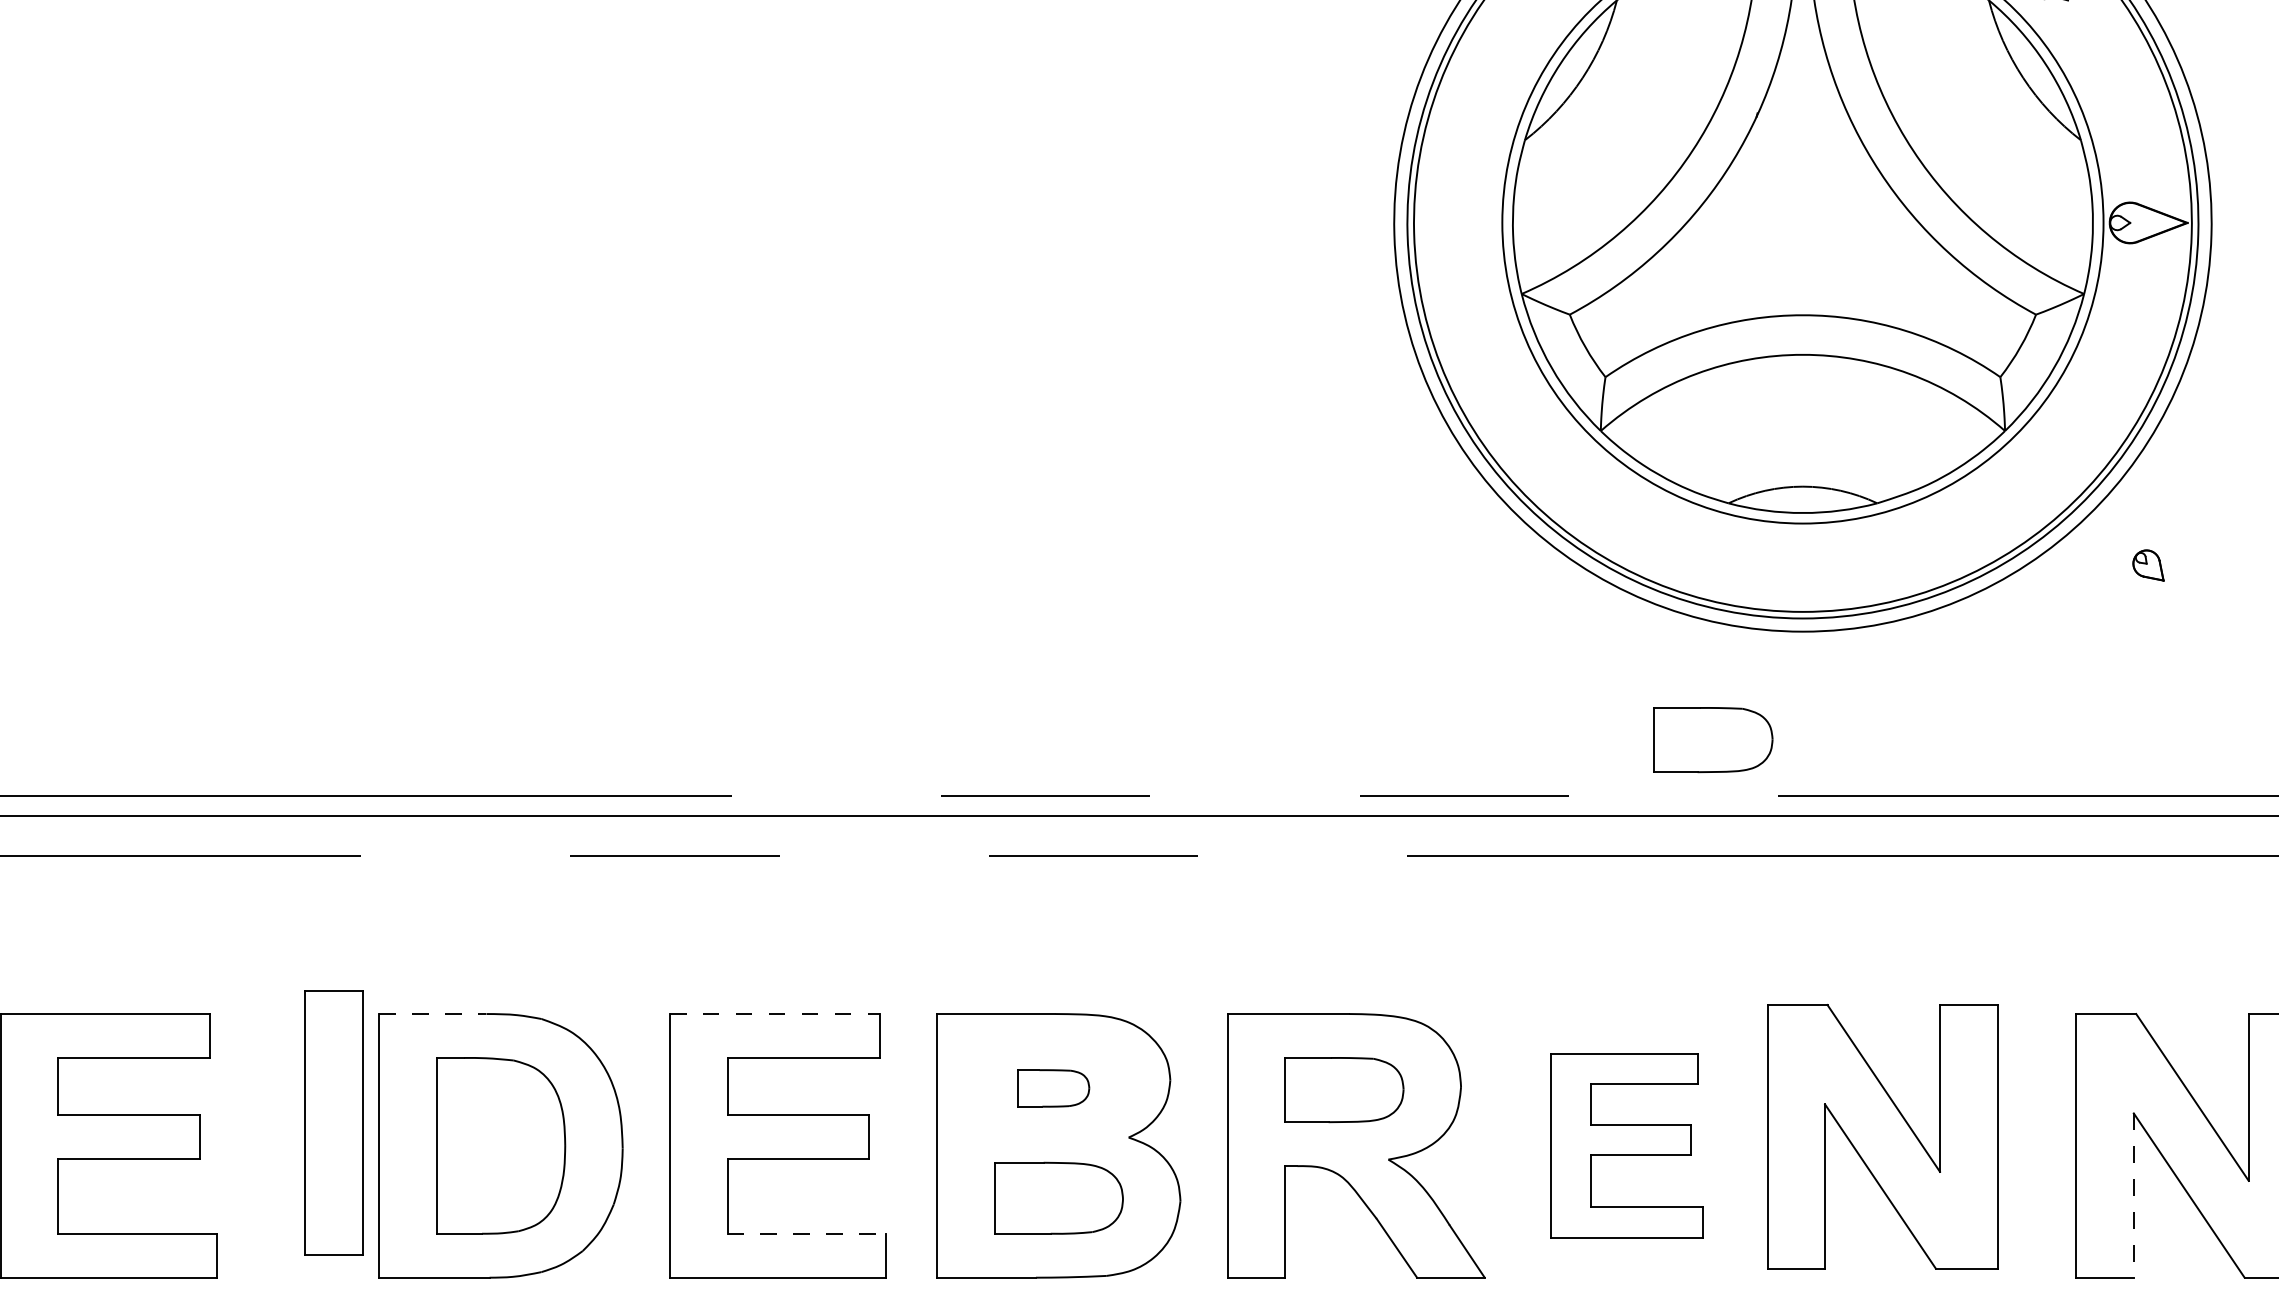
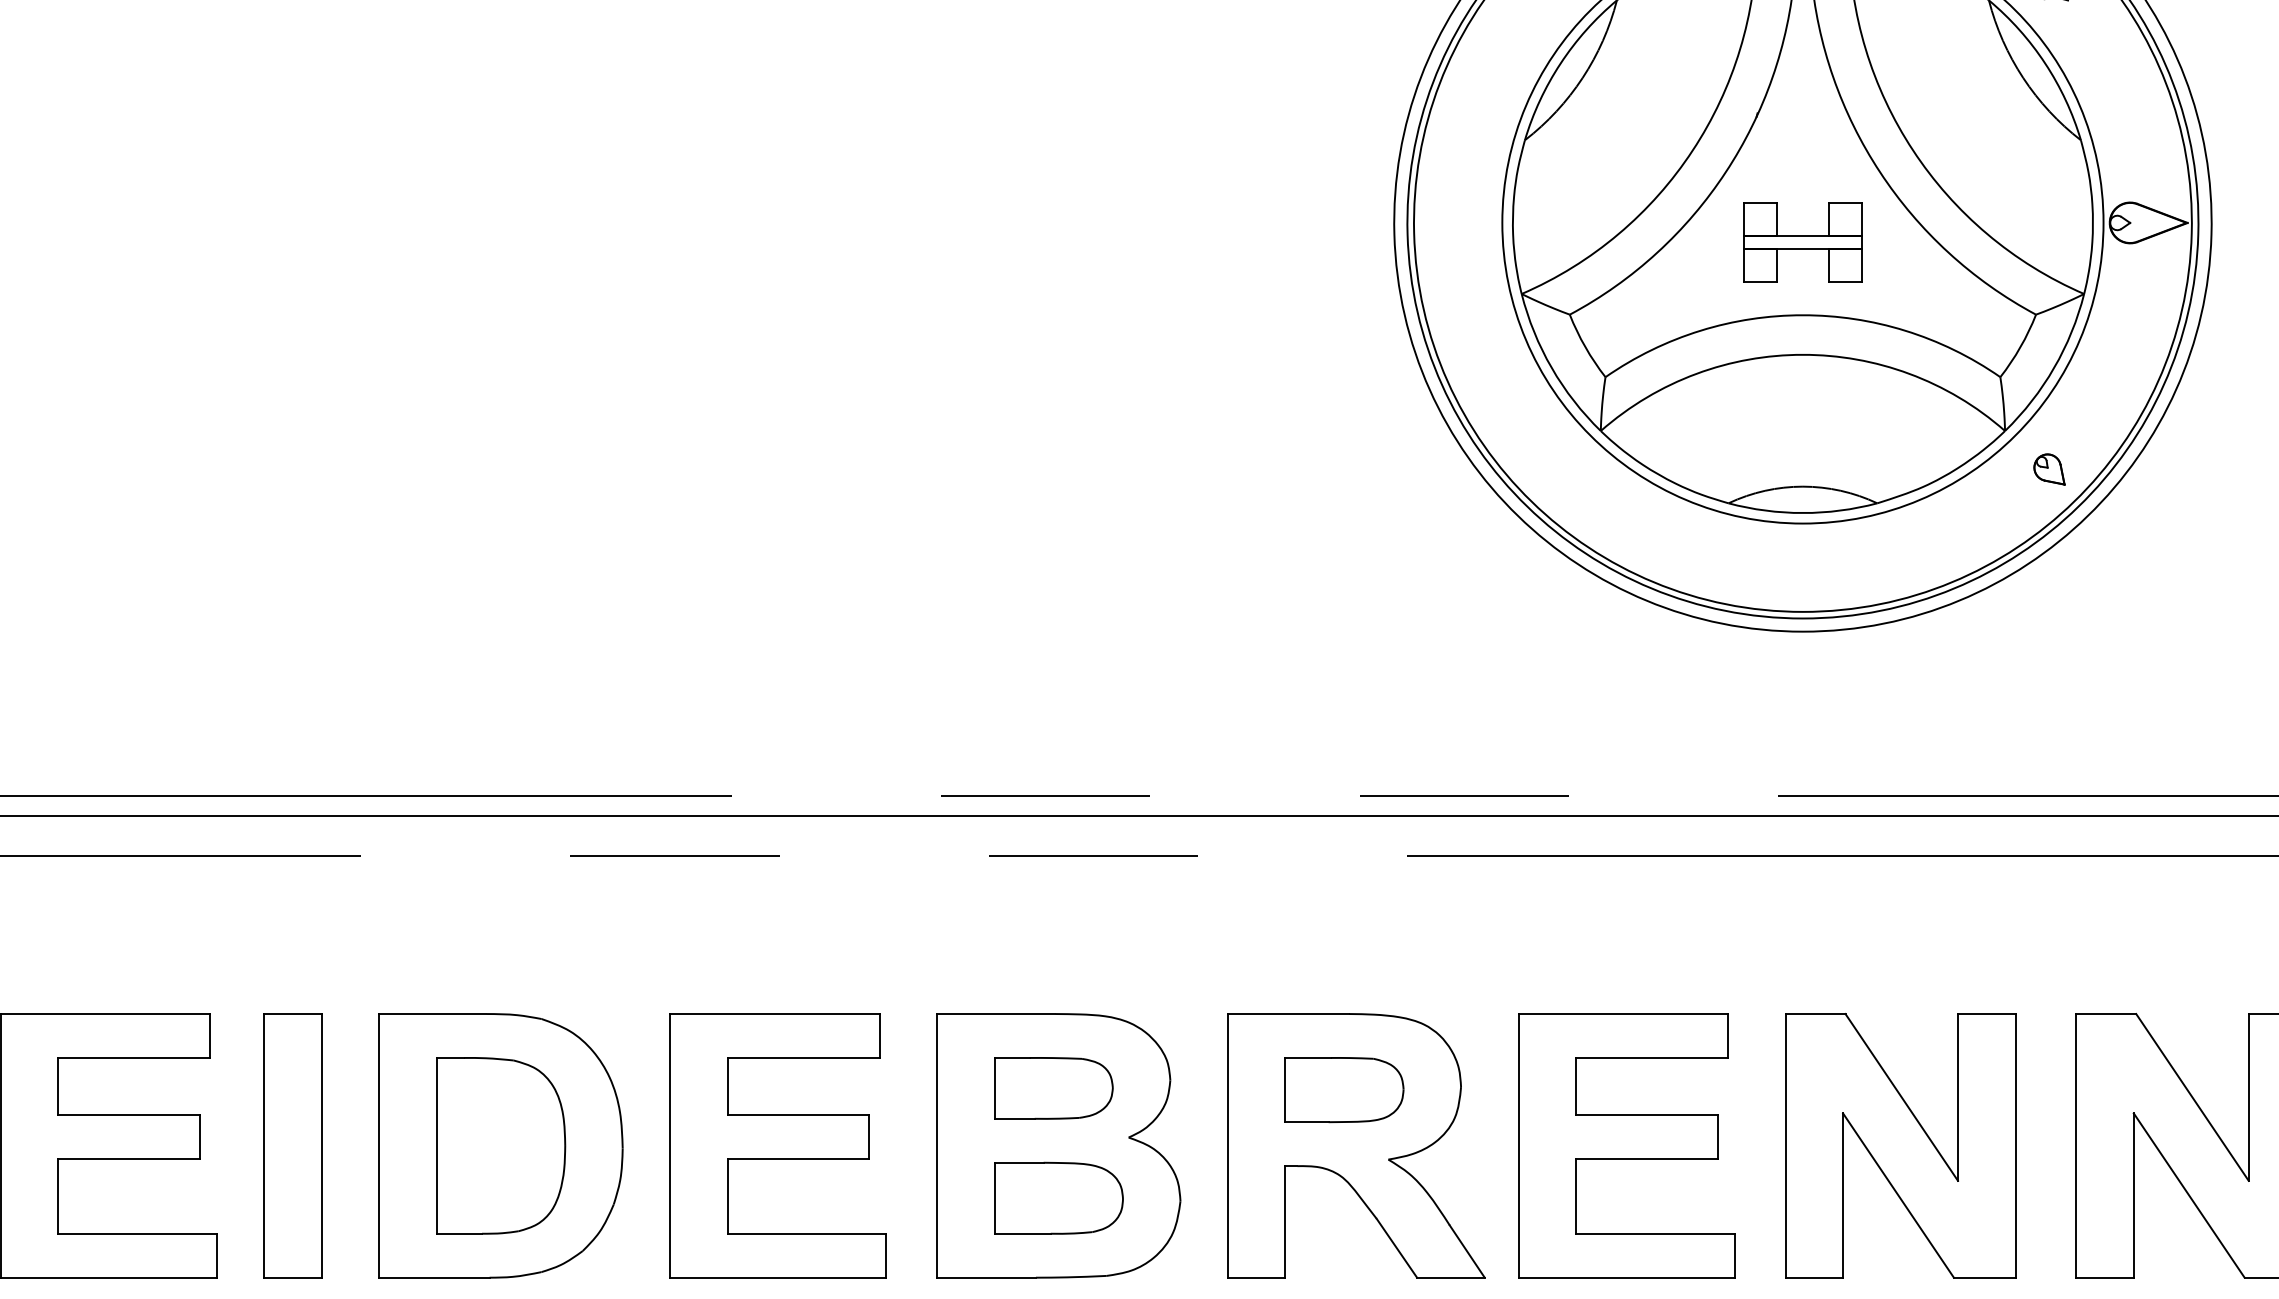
part: none -> present (1802, 242)
part position: (2148, 565) -> (2049, 469) (2049, 469)
part: present -> none (1713, 740)
line: dashed -> solid (432, 1014)
line: dashed -> solid (774, 1014)
part size: 74x39 px -> 120x63 px (1053, 1088)
part position: (333, 1122) -> (292, 1145) (292, 1145)
part position: (1882, 1136) -> (1900, 1145) (1900, 1145)
part size: 154x186 px -> 218x266 px (1626, 1145)
line: dashed -> solid (2133, 1196)
line: dashed -> solid (807, 1233)
